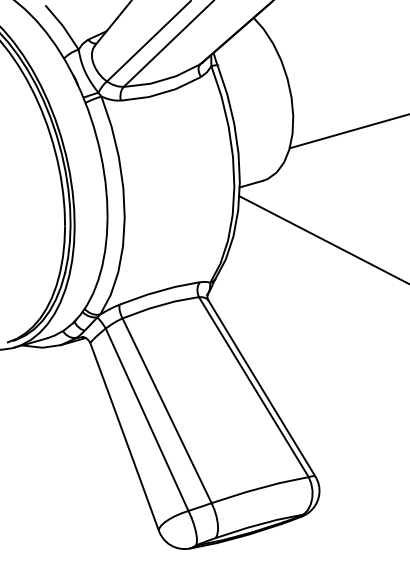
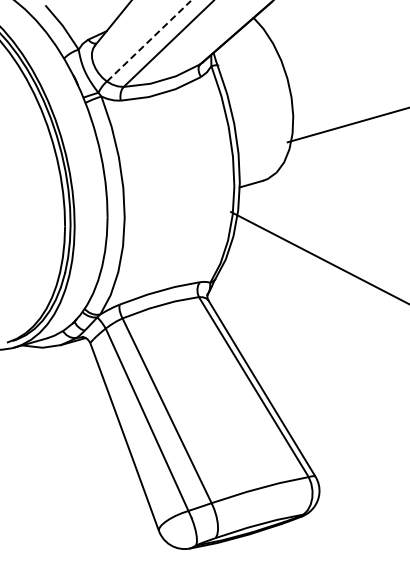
line: solid -> dashed (149, 40)
line position: (347, 131) -> (346, 125) (346, 125)
line position: (322, 239) -> (318, 257) (318, 257)
